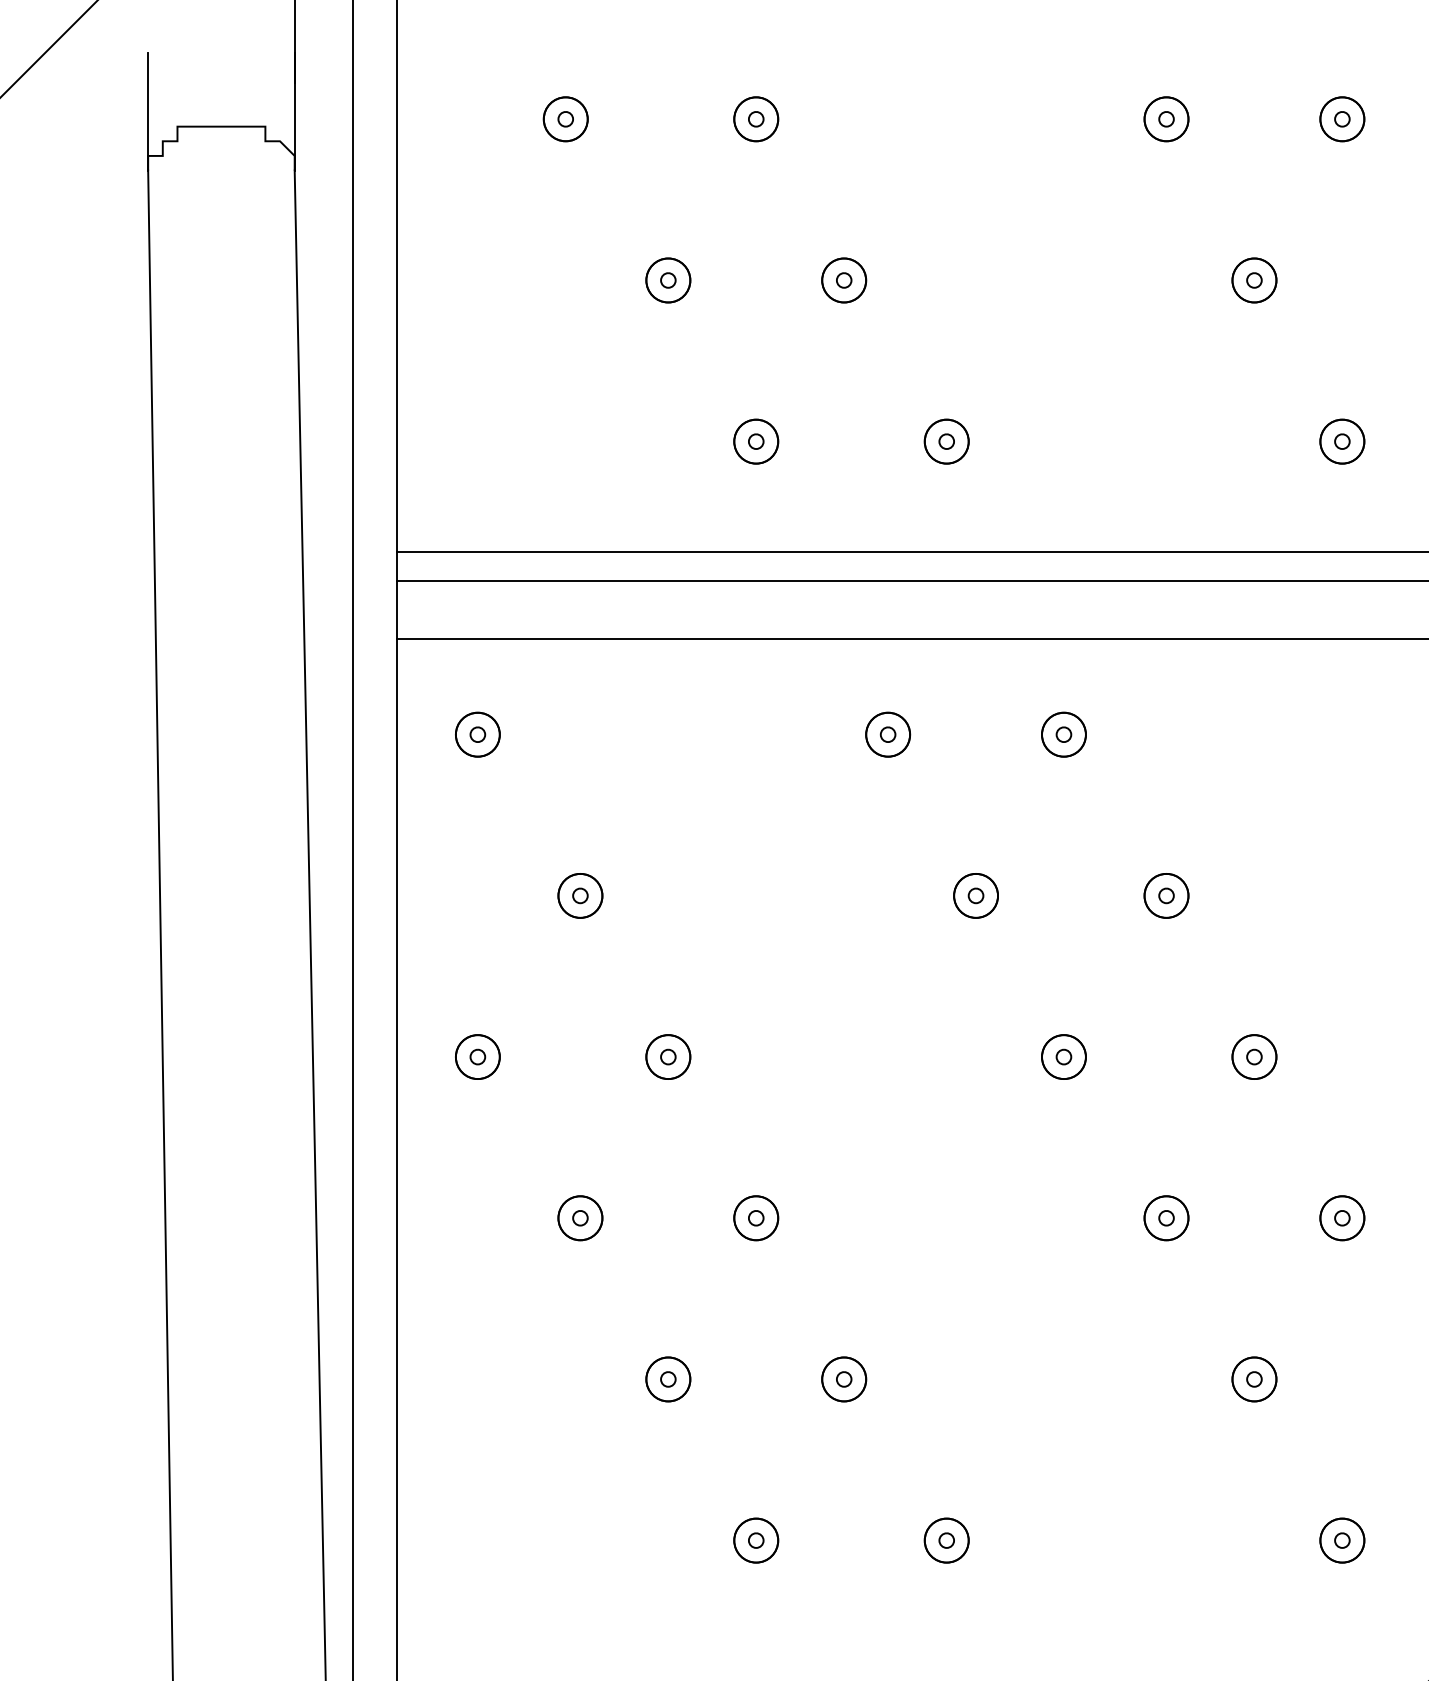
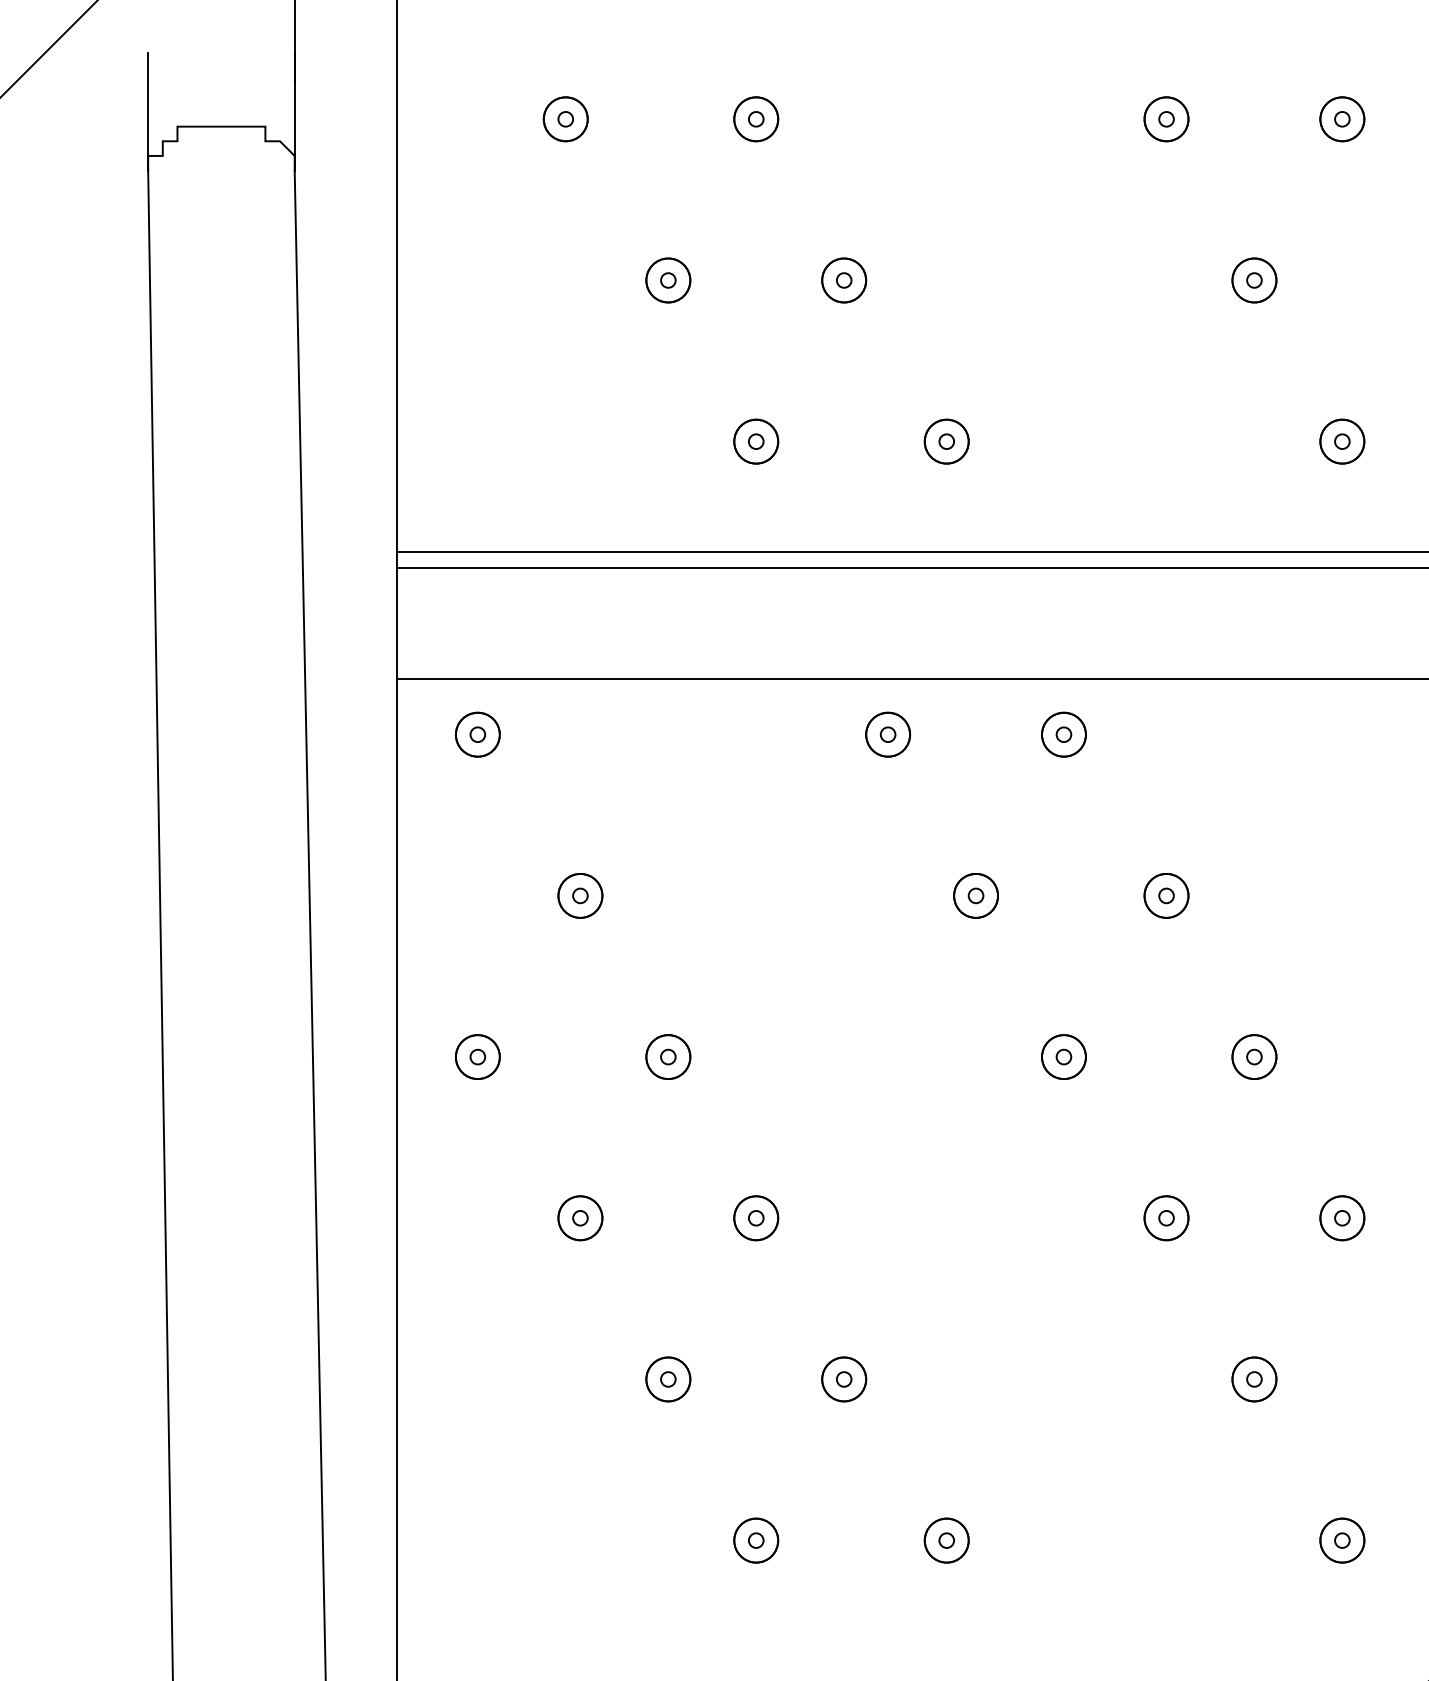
line position: (911, 580) -> (911, 567) (911, 567)
line position: (911, 639) -> (911, 679) (911, 679)
line: present -> none (353, 839)
